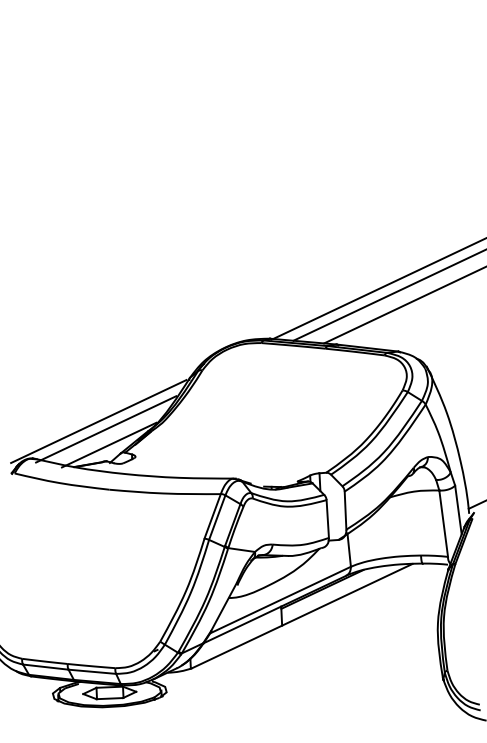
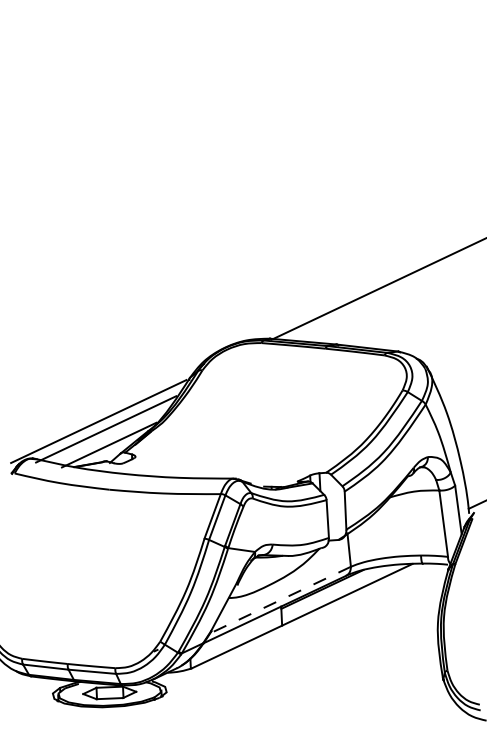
line: present -> none (388, 295)
line: present -> none (403, 305)
line: solid -> dashed (280, 600)
